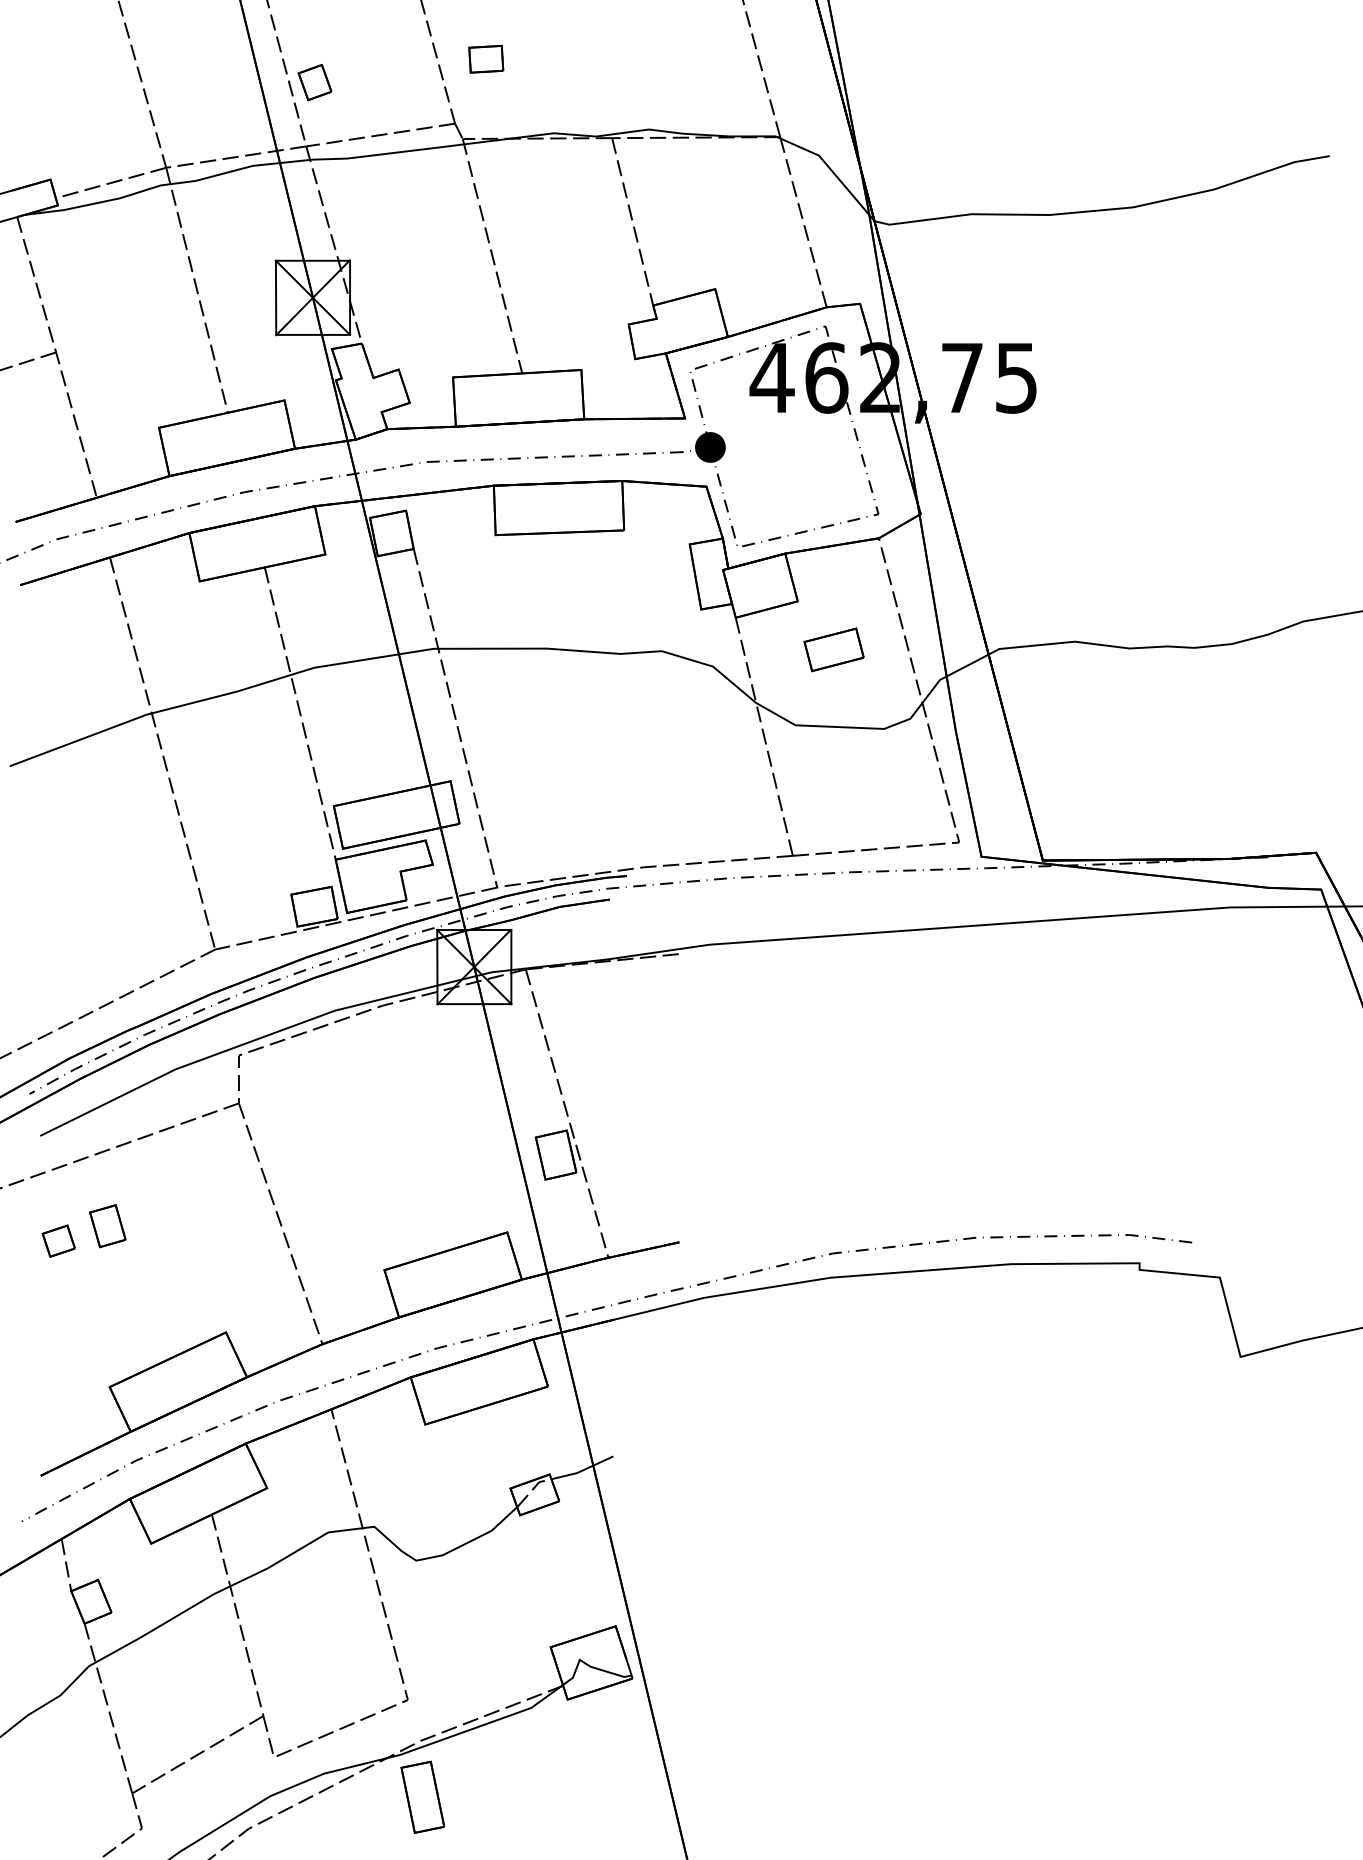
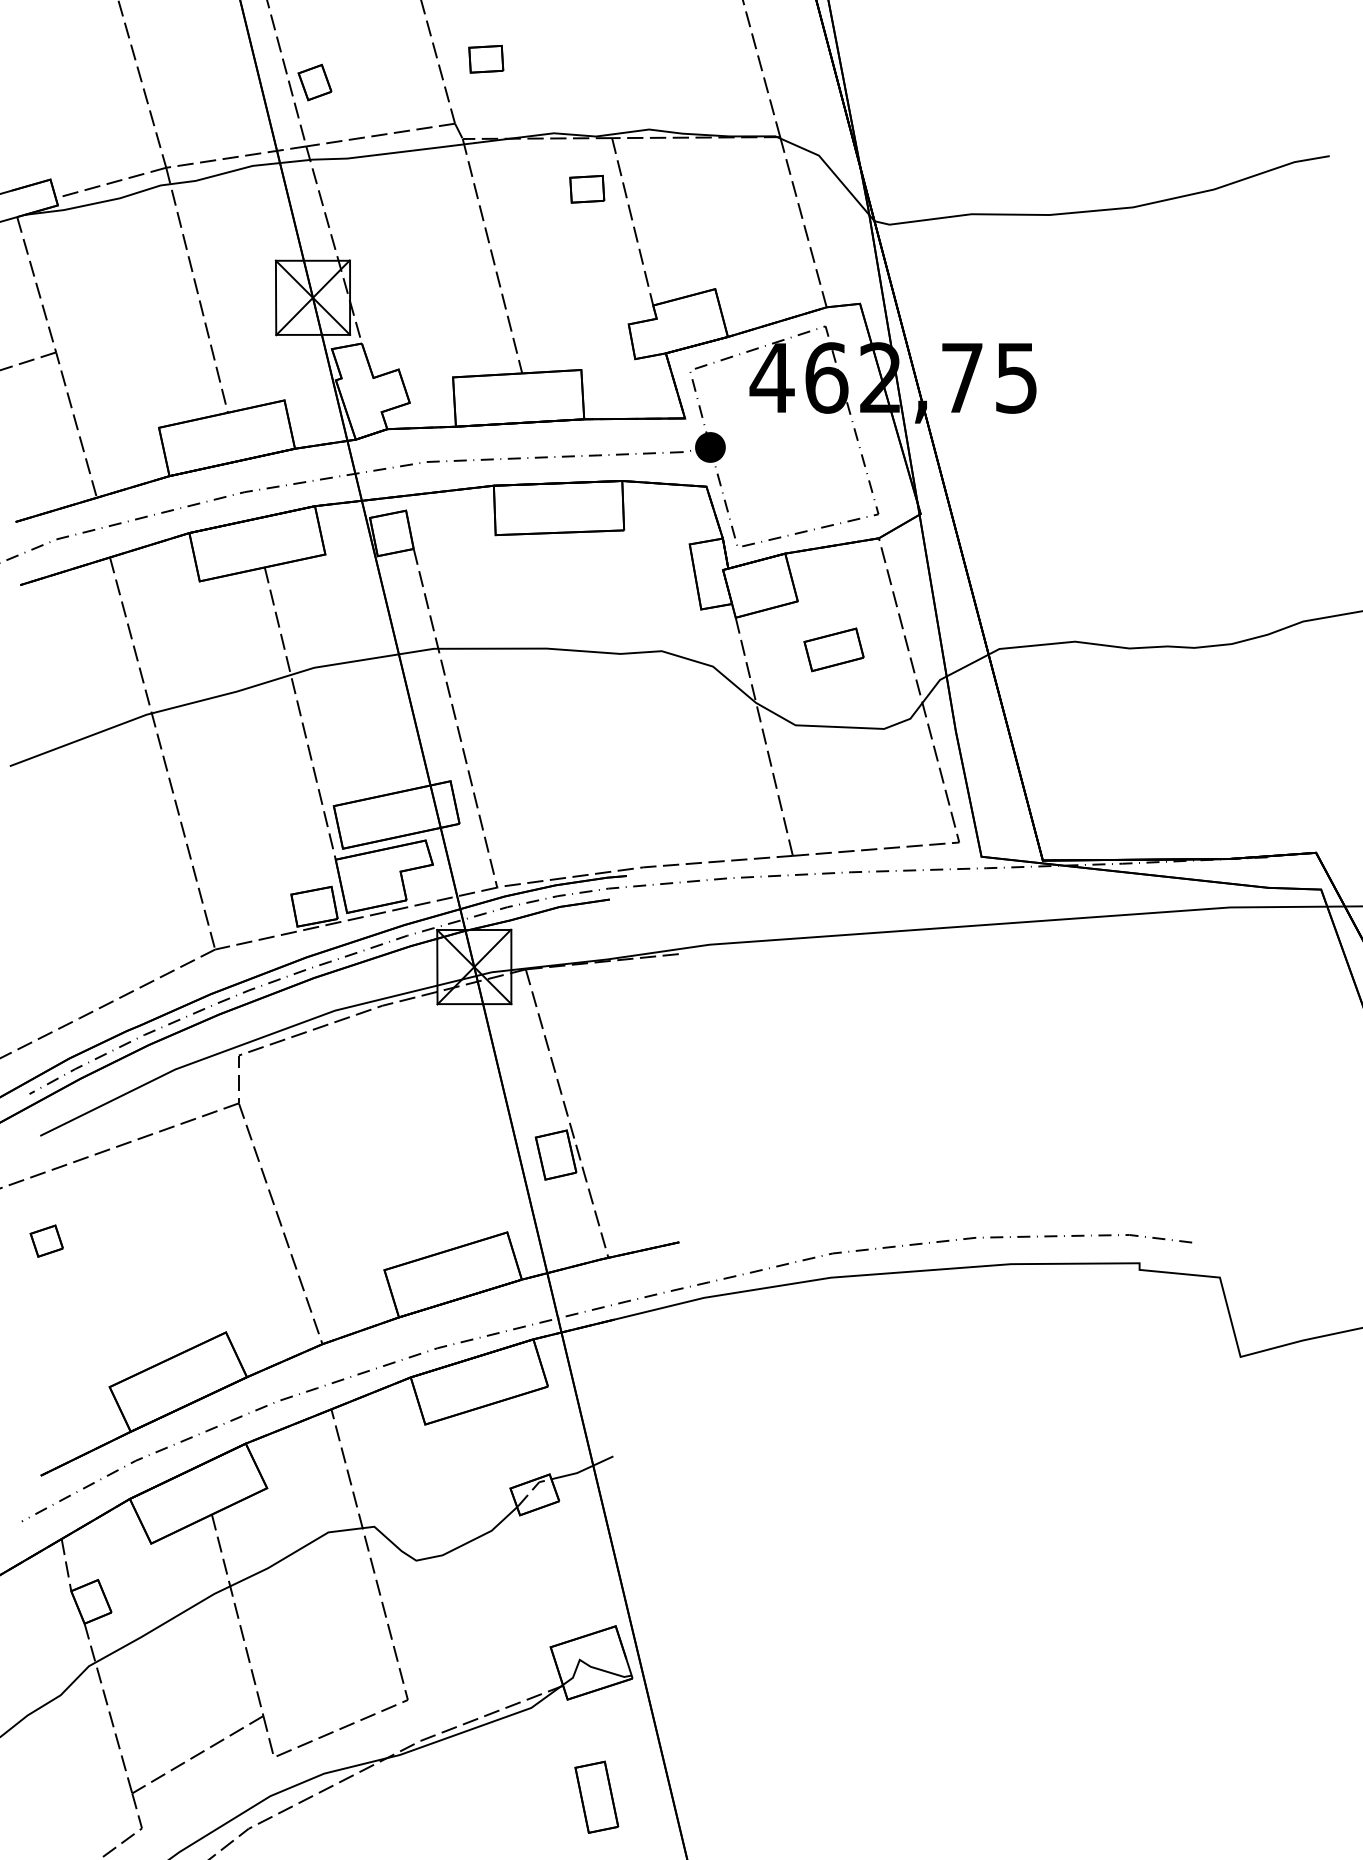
part: none -> present (587, 188)
part: present -> none (107, 1226)
part position: (58, 1240) -> (46, 1240) (46, 1240)
part position: (422, 1796) -> (596, 1796) (596, 1796)
